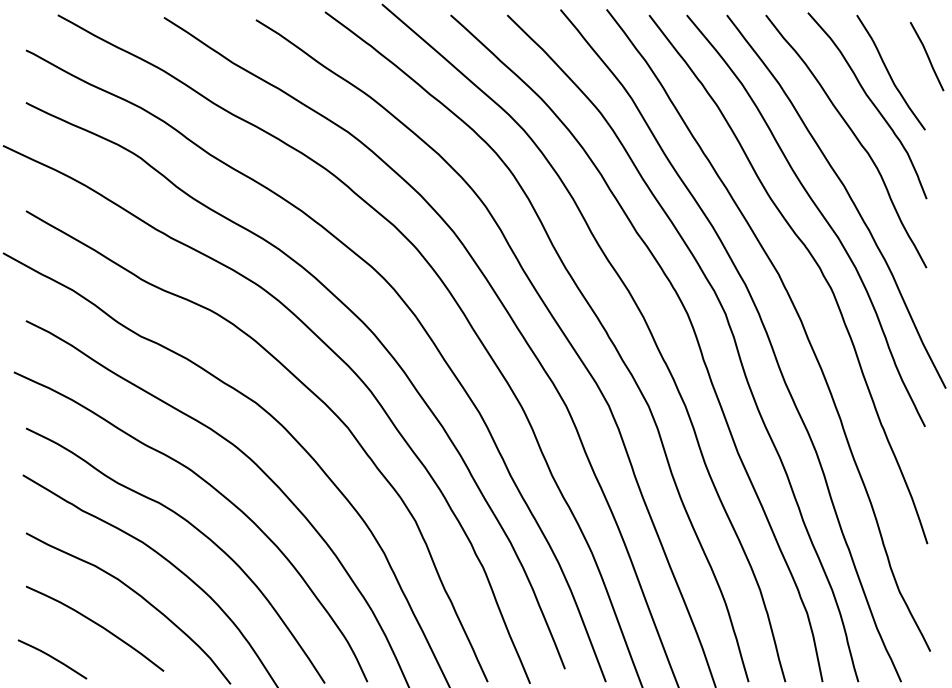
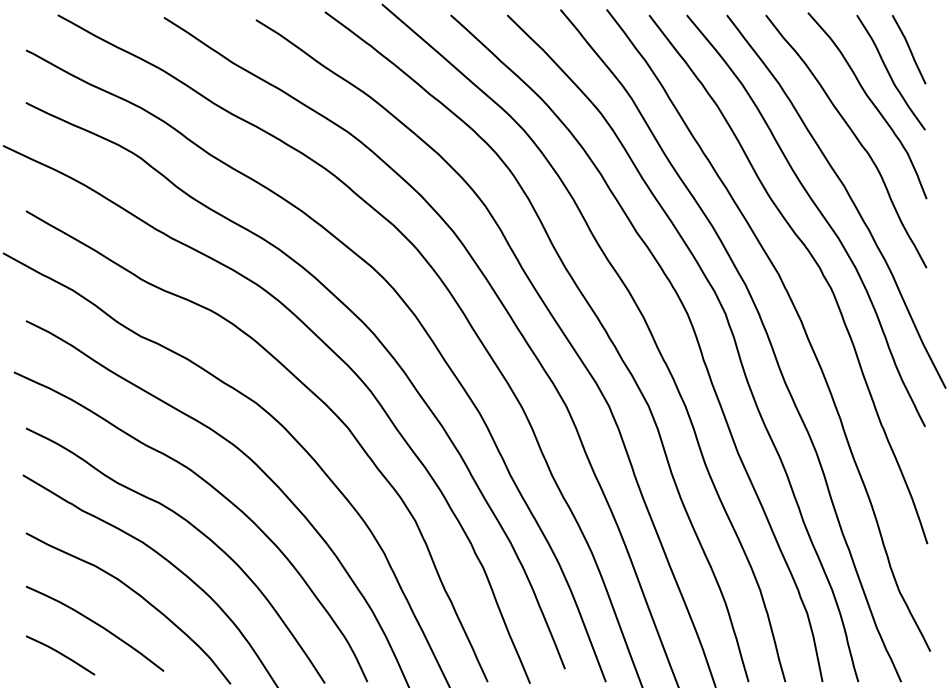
line position: (926, 55) -> (908, 48) (908, 48)
curve position: (52, 658) -> (60, 654) (60, 654)
